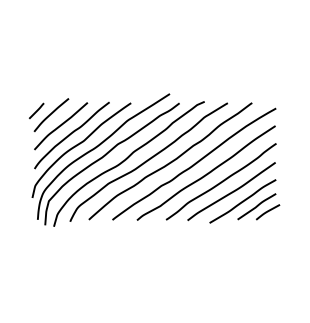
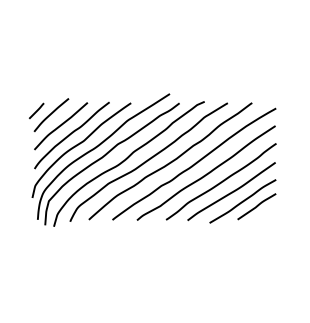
curve: present -> none (267, 212)
